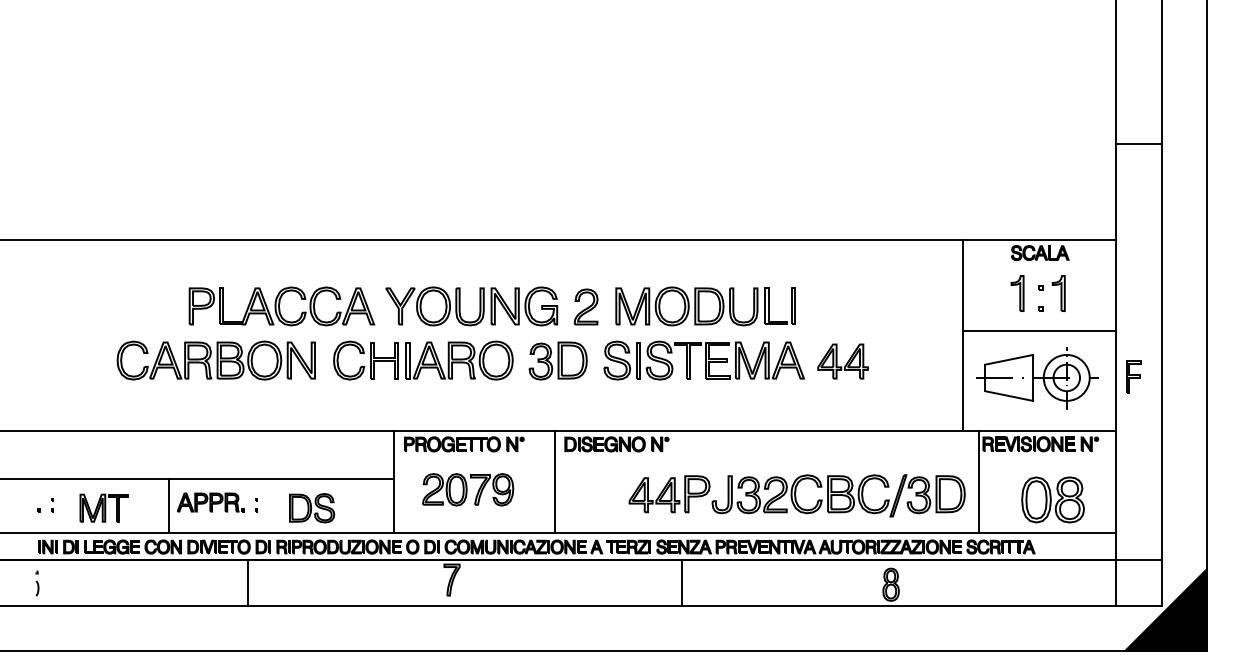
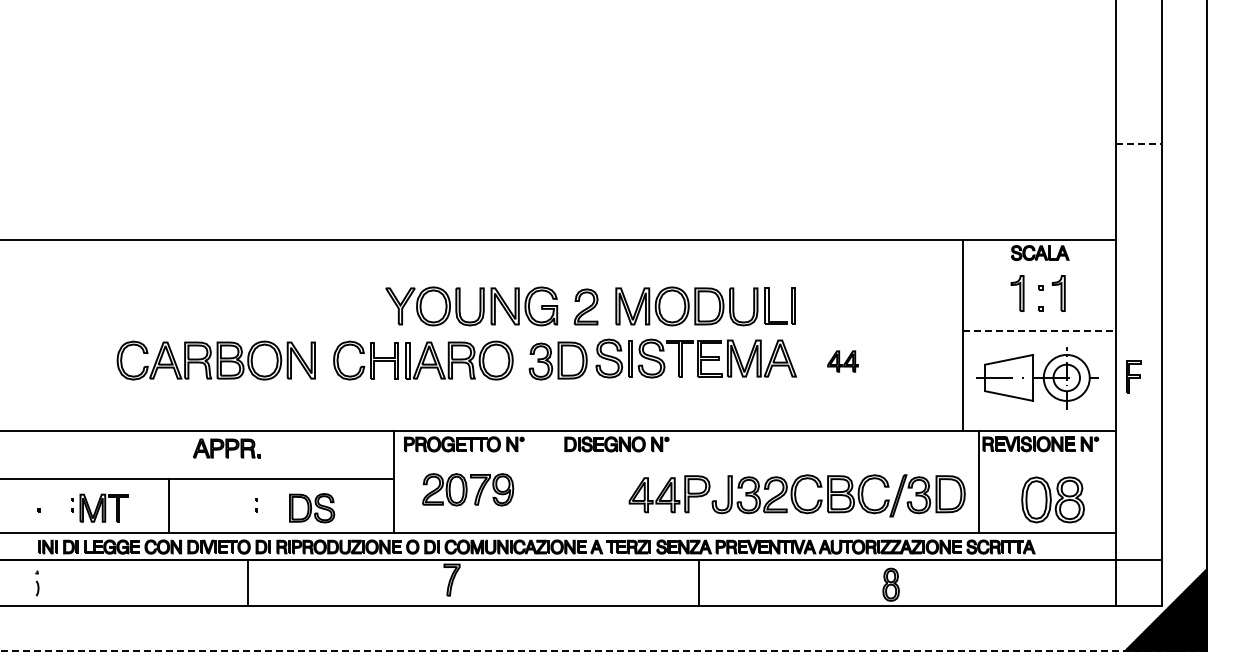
line: solid -> dashed (1138, 143)
part: present -> none (281, 306)
line: solid -> dashed (1039, 331)
part position: (704, 360) -> (696, 358) (696, 358)
part size: 52x37 px -> 32x23 px (842, 361)
line: present -> none (554, 482)
part position: (210, 502) -> (226, 448) (226, 448)
part position: (52, 505) -> (72, 505) (72, 505)
line position: (682, 582) -> (699, 582) (699, 582)
line: solid -> dashed (603, 650)
